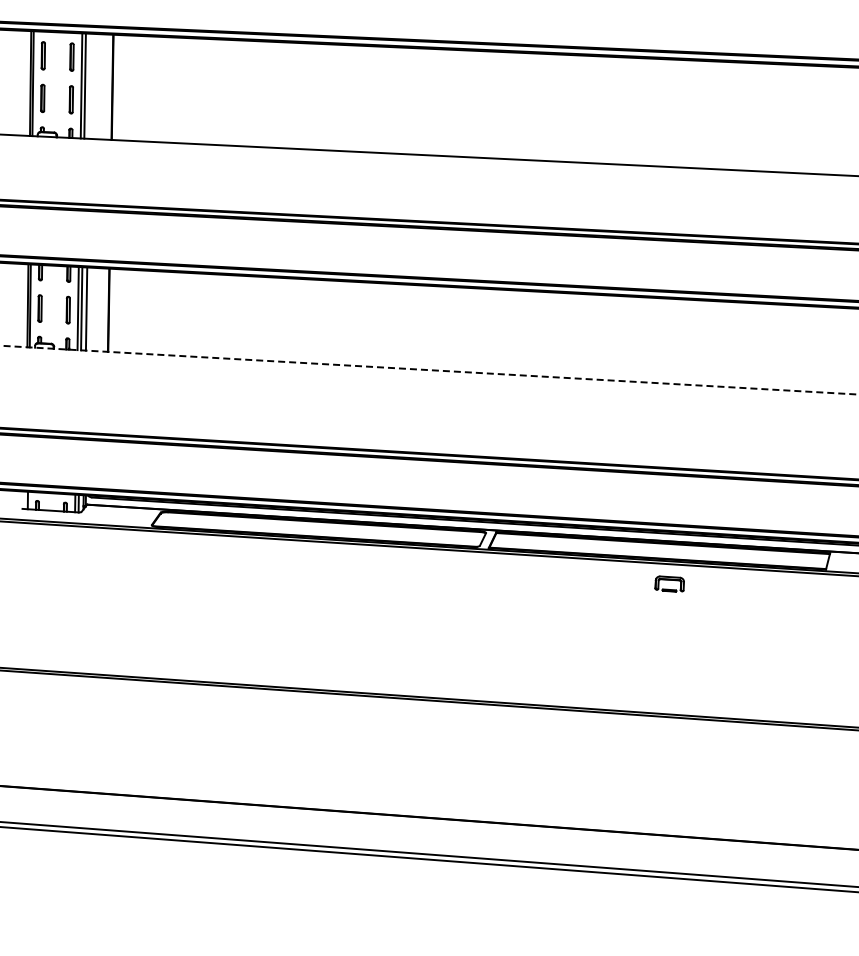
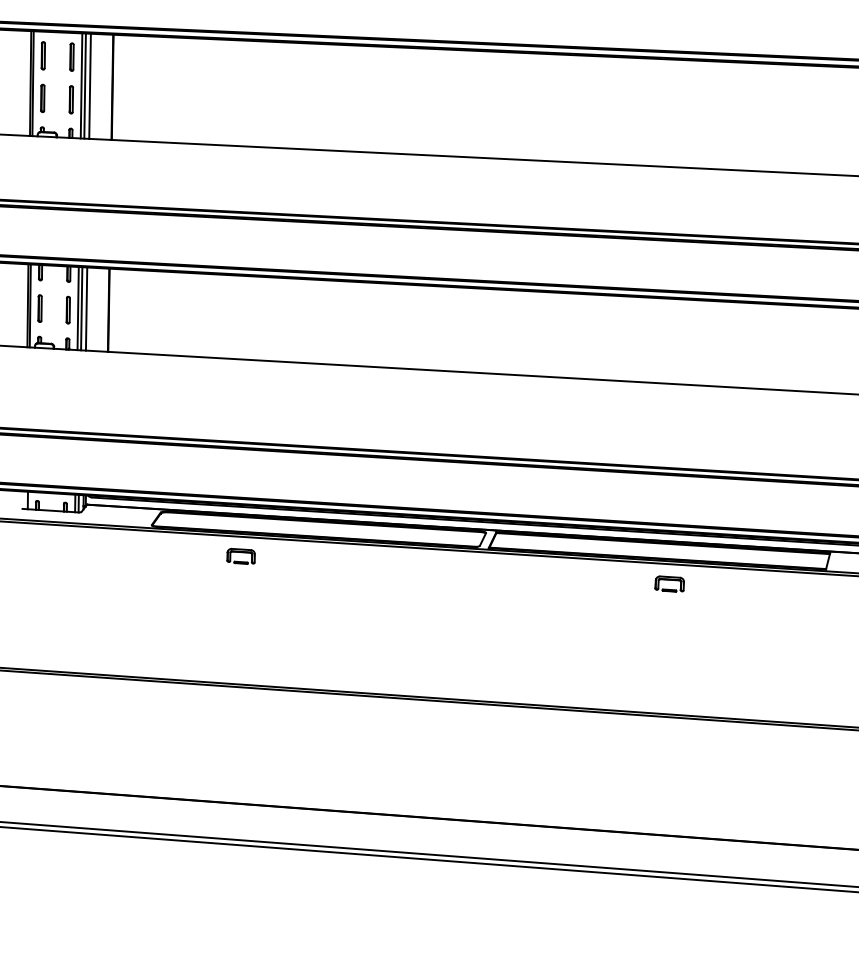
line: none -> present (89, 85)
line: dashed -> solid (429, 370)
part: none -> present (240, 555)
